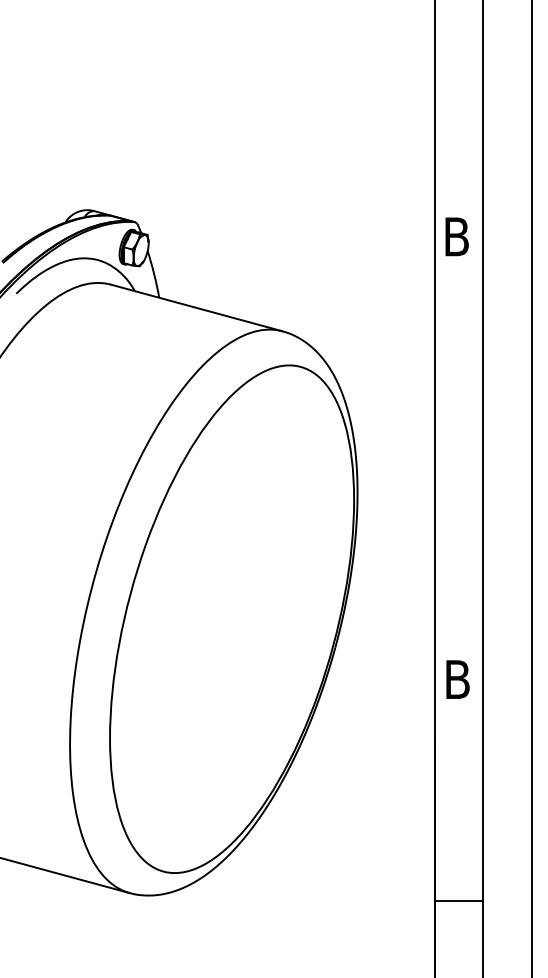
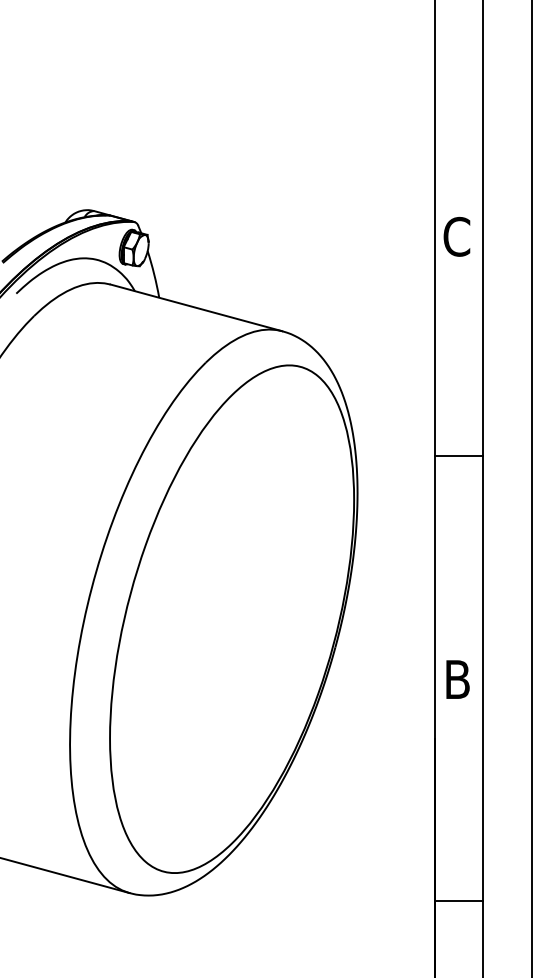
text: B -> C (456, 236)
line: none -> present (459, 455)
